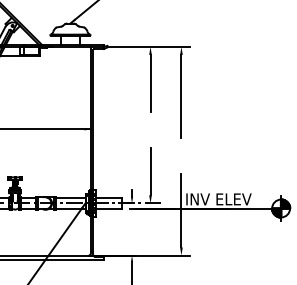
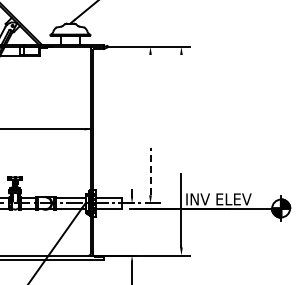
line: present -> none (150, 82)
line: present -> none (181, 95)
line: solid -> dashed (150, 171)
